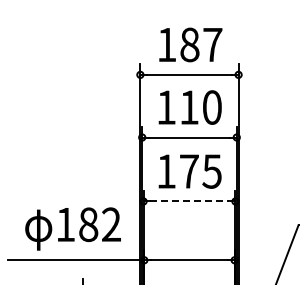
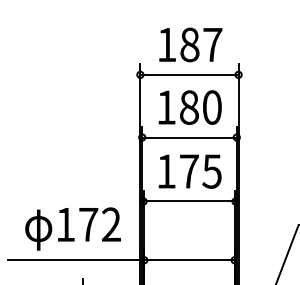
text: 110 -> 180 (189, 107)
line: dashed -> solid (189, 201)
text: 182 -> 172 (88, 224)
